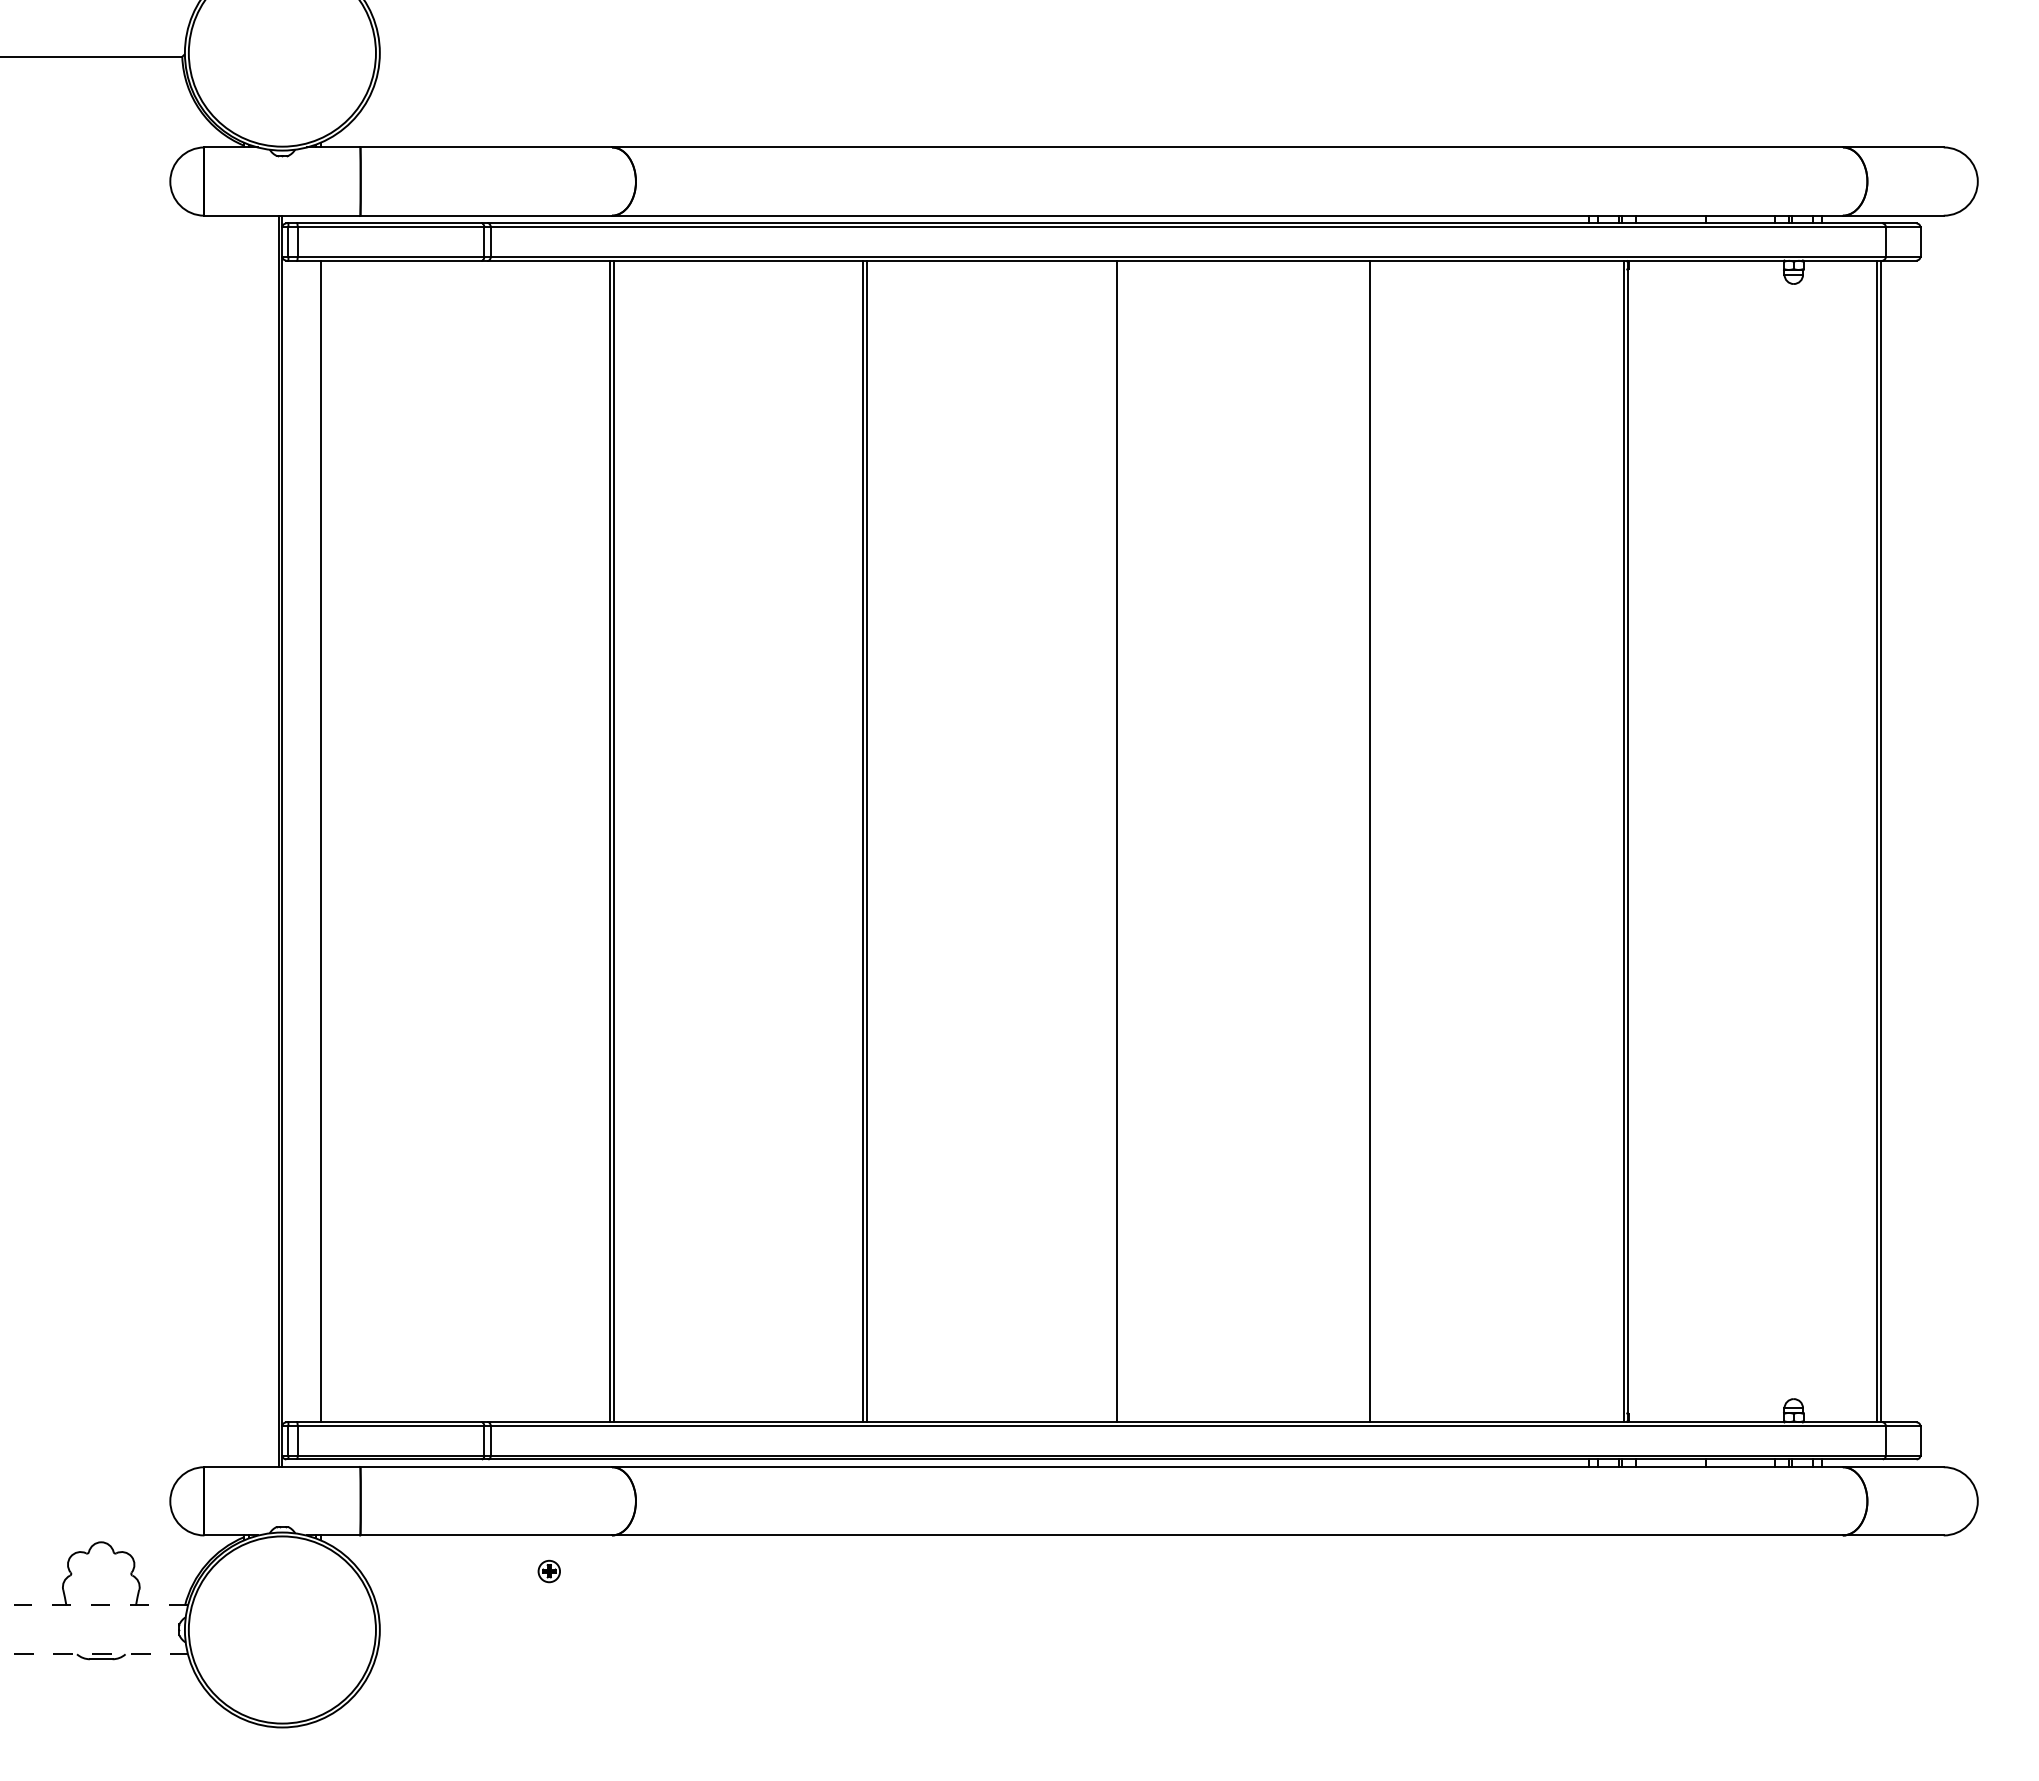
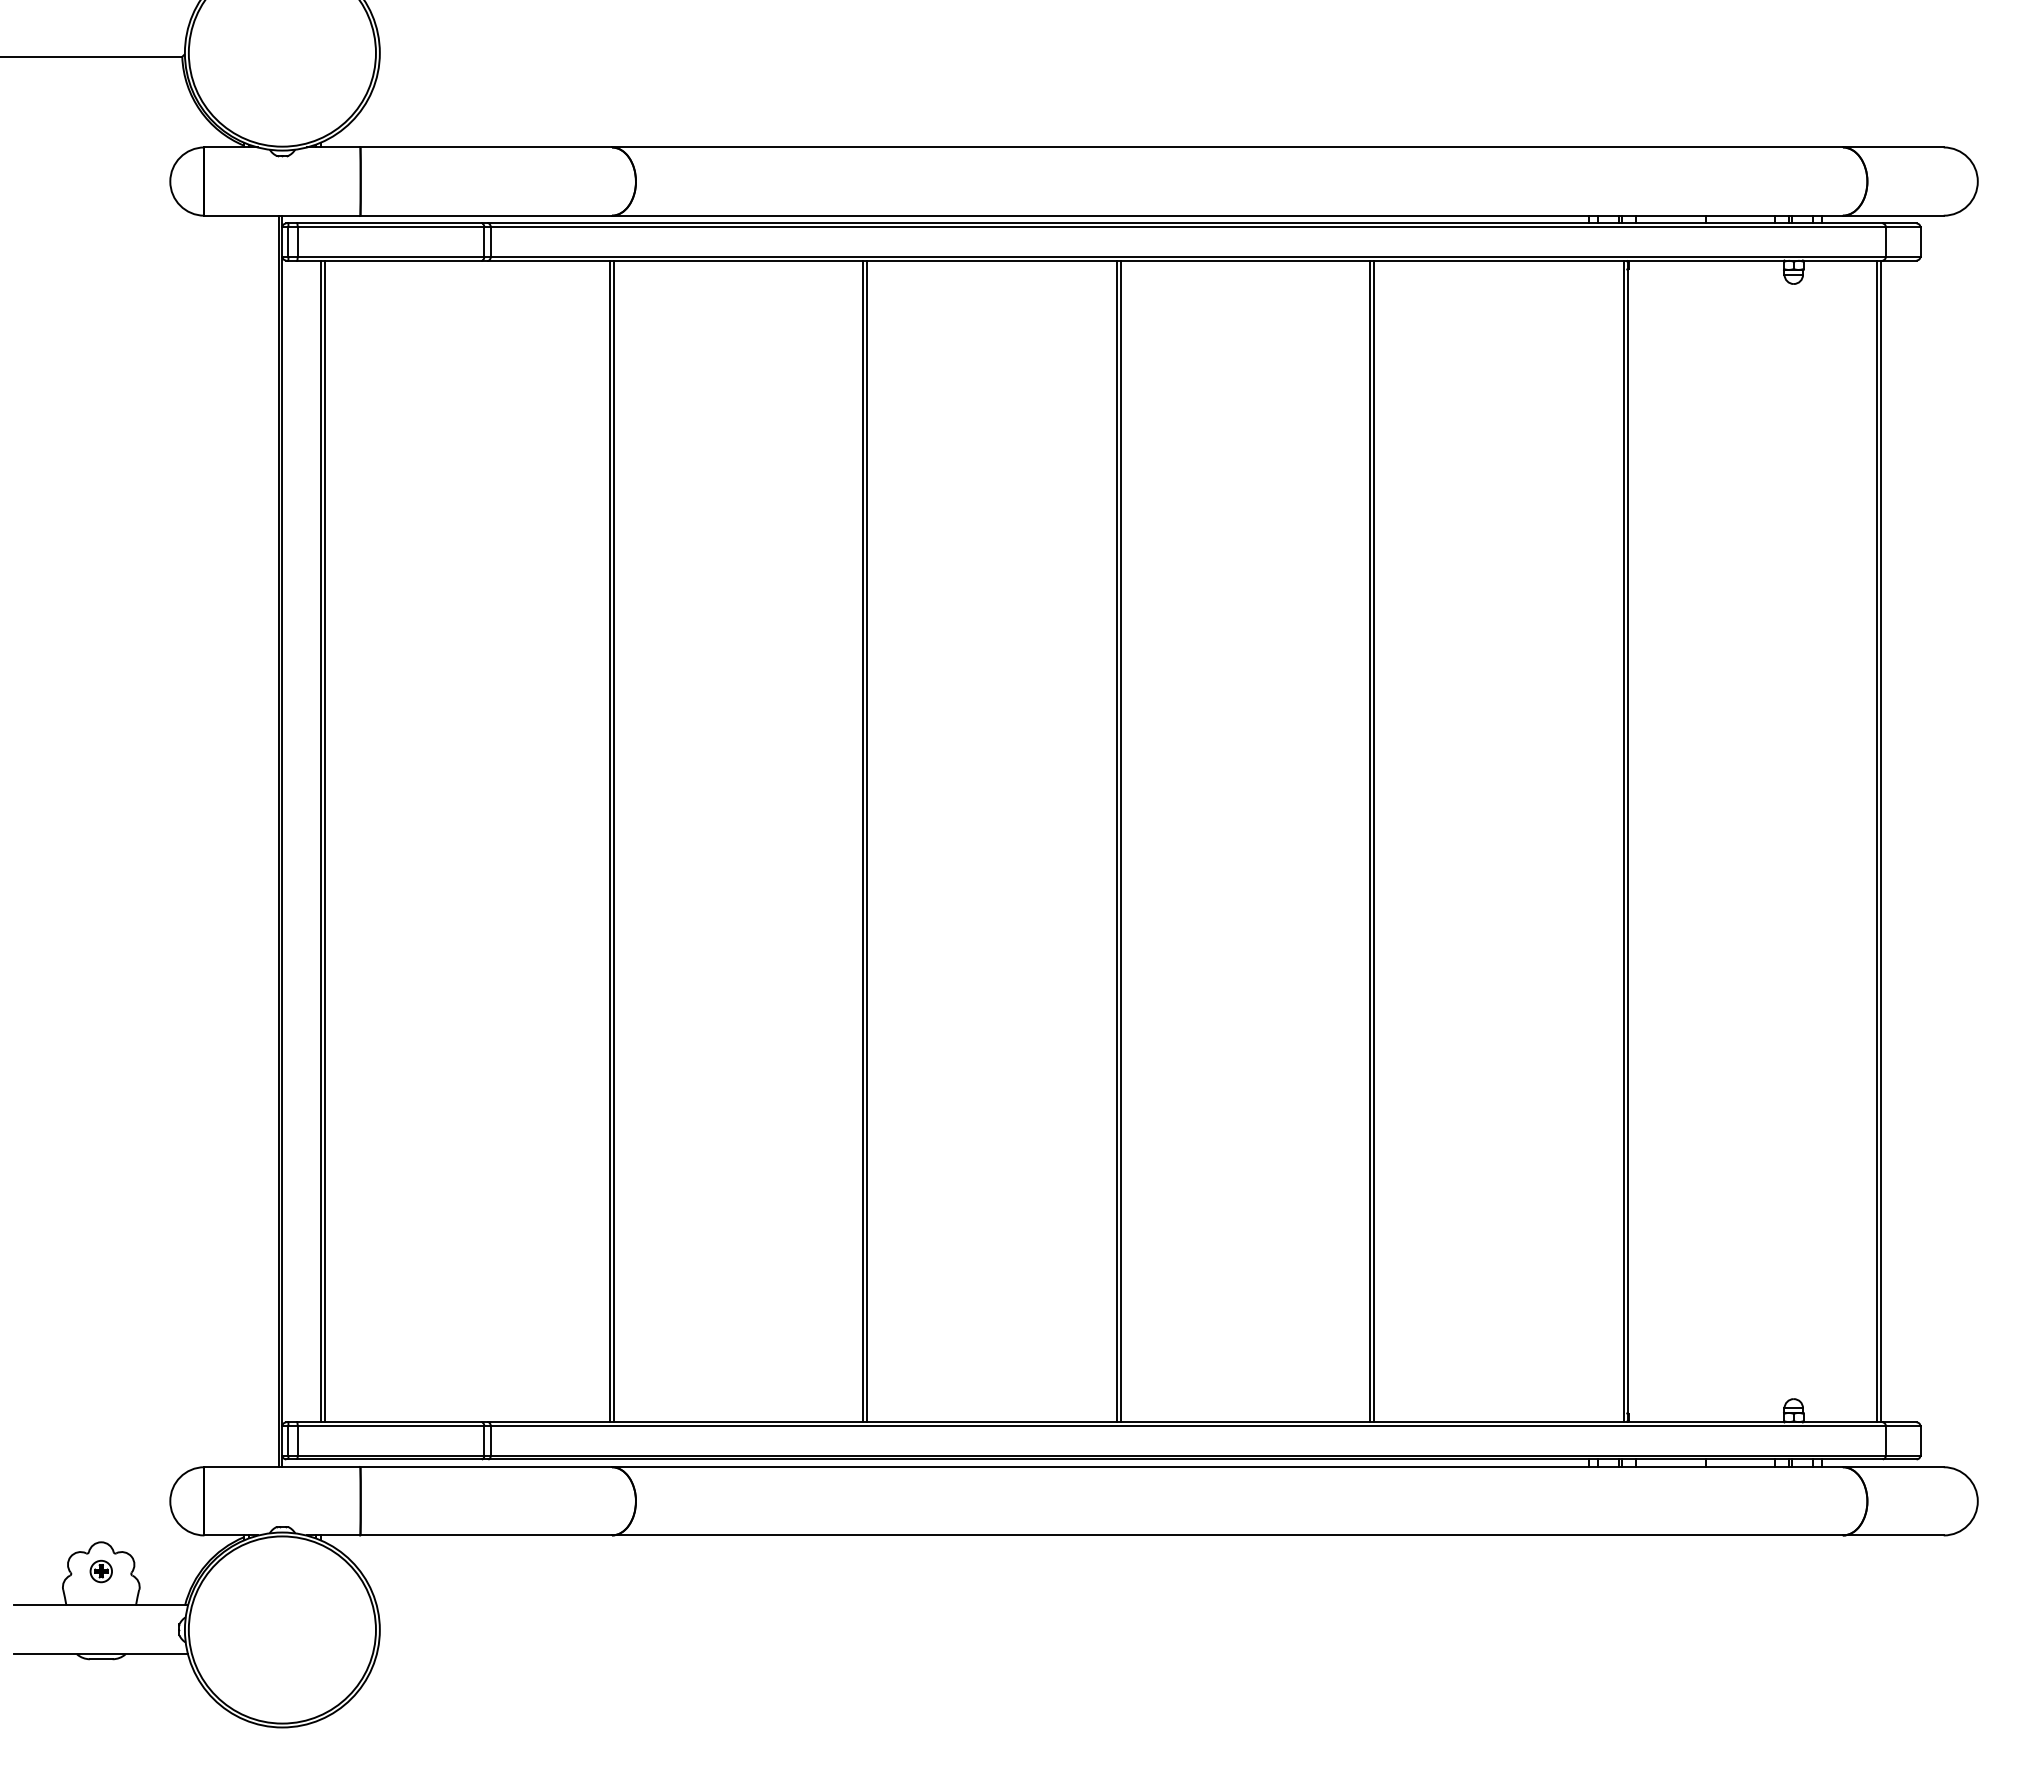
line: none -> present (325, 841)
line: none -> present (1120, 841)
line: none -> present (1374, 841)
part position: (548, 1571) -> (100, 1571) (100, 1571)
line: dashed -> solid (101, 1605)
line: dashed -> solid (101, 1654)
